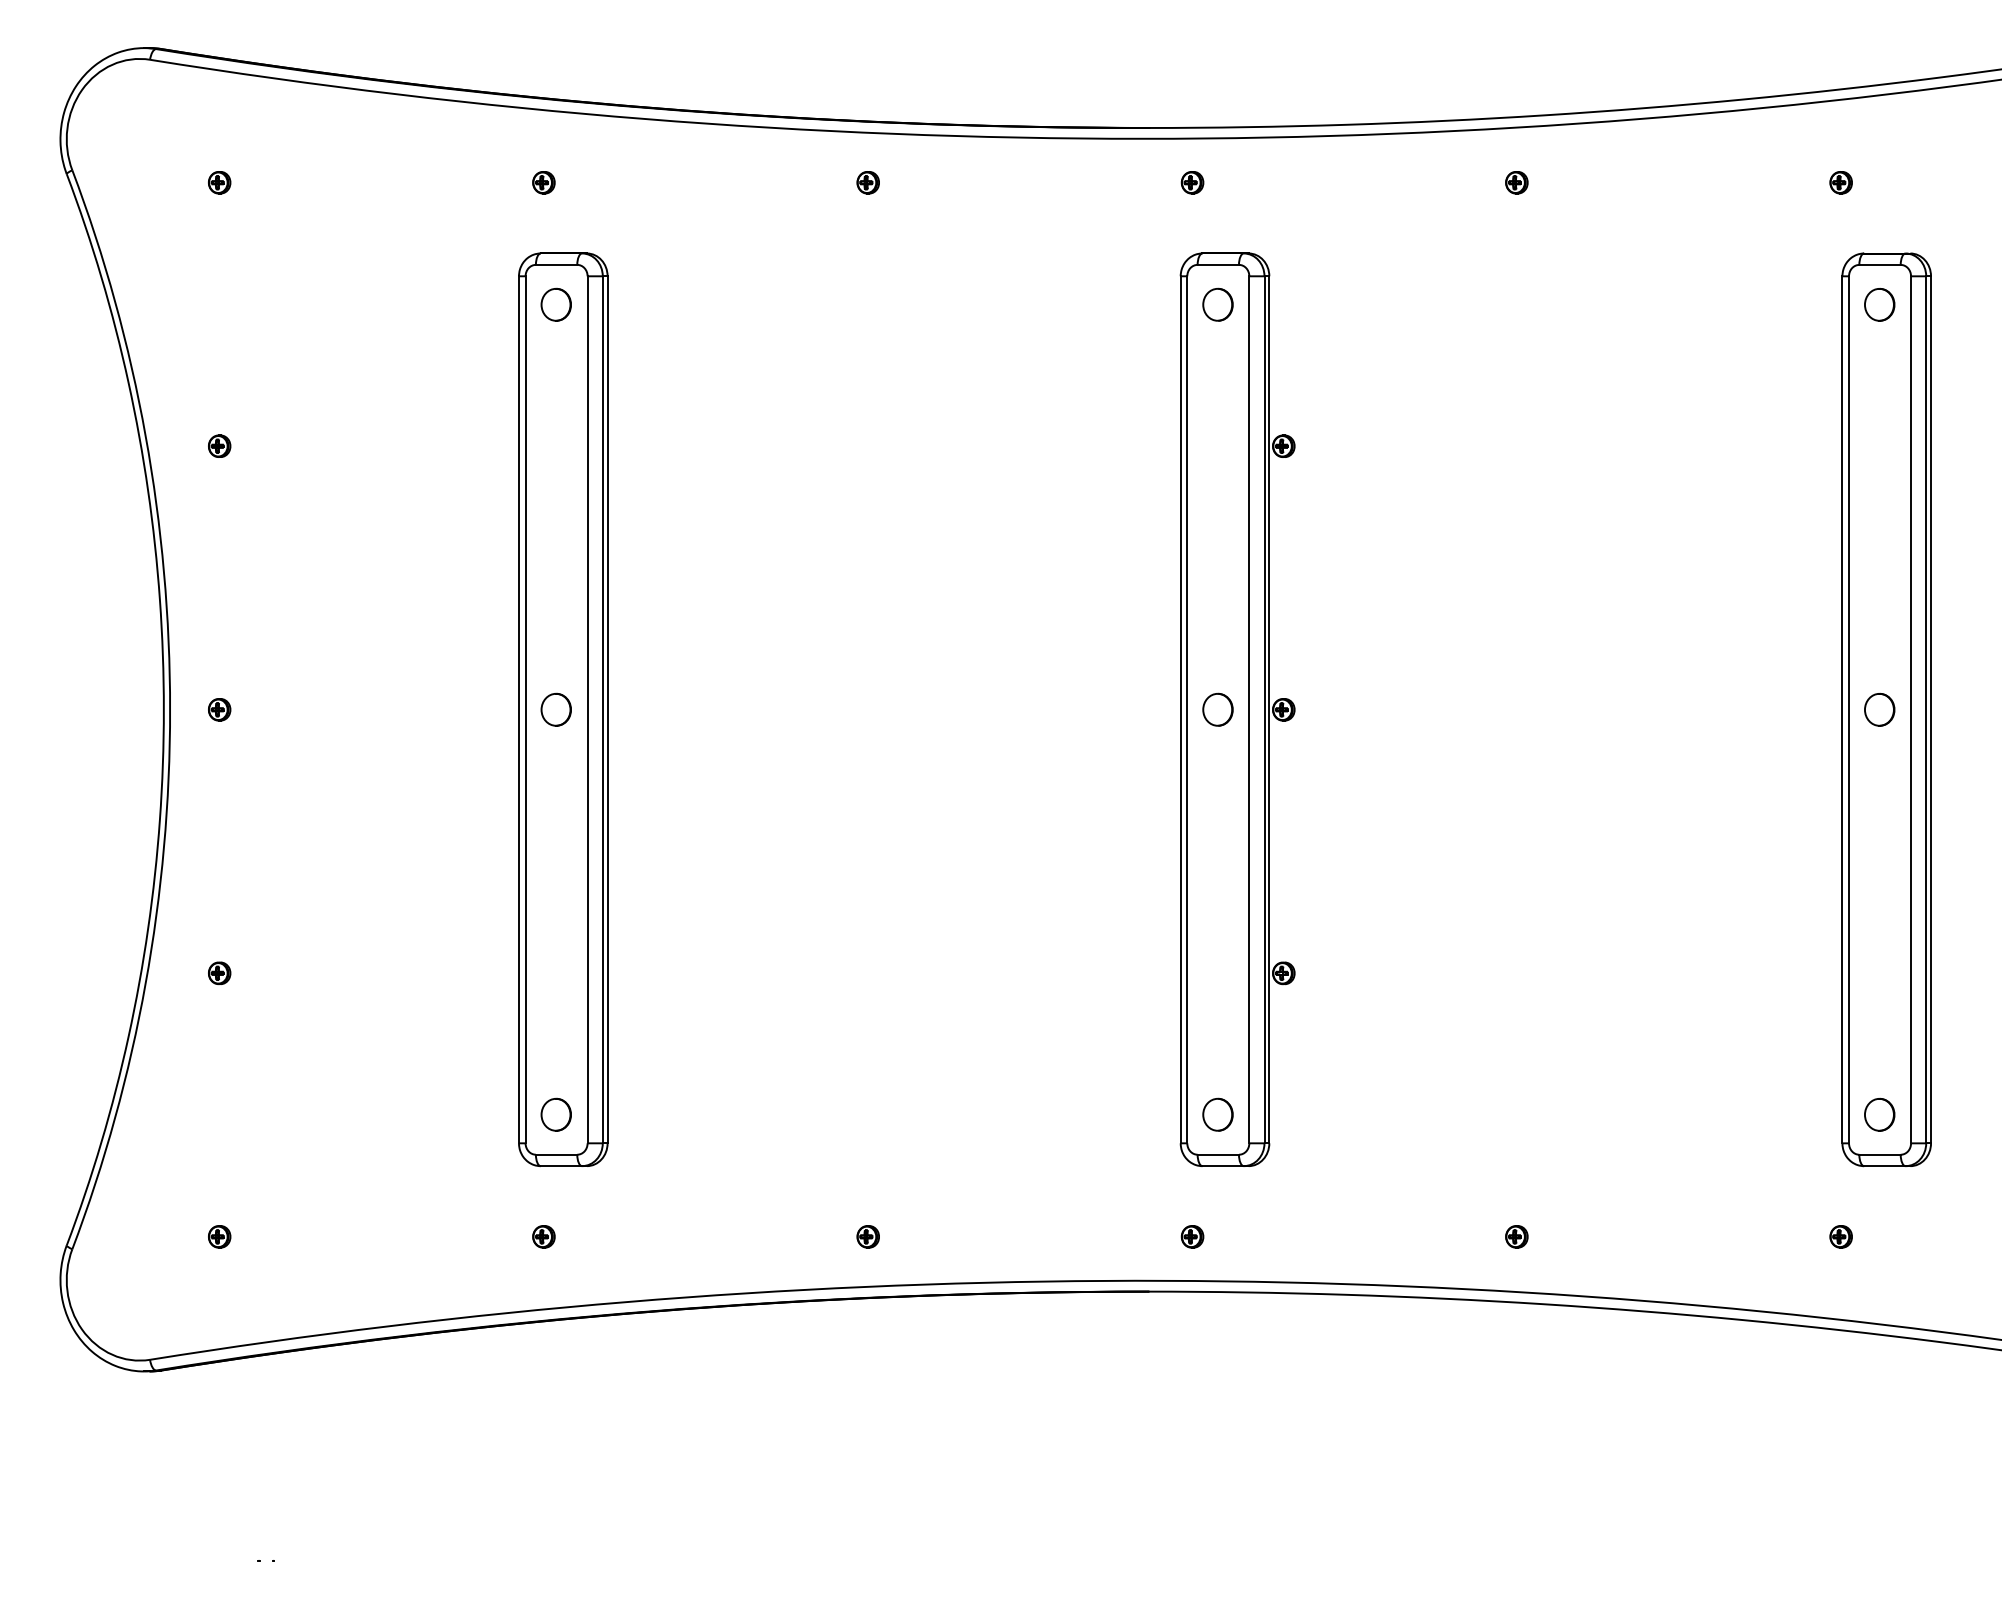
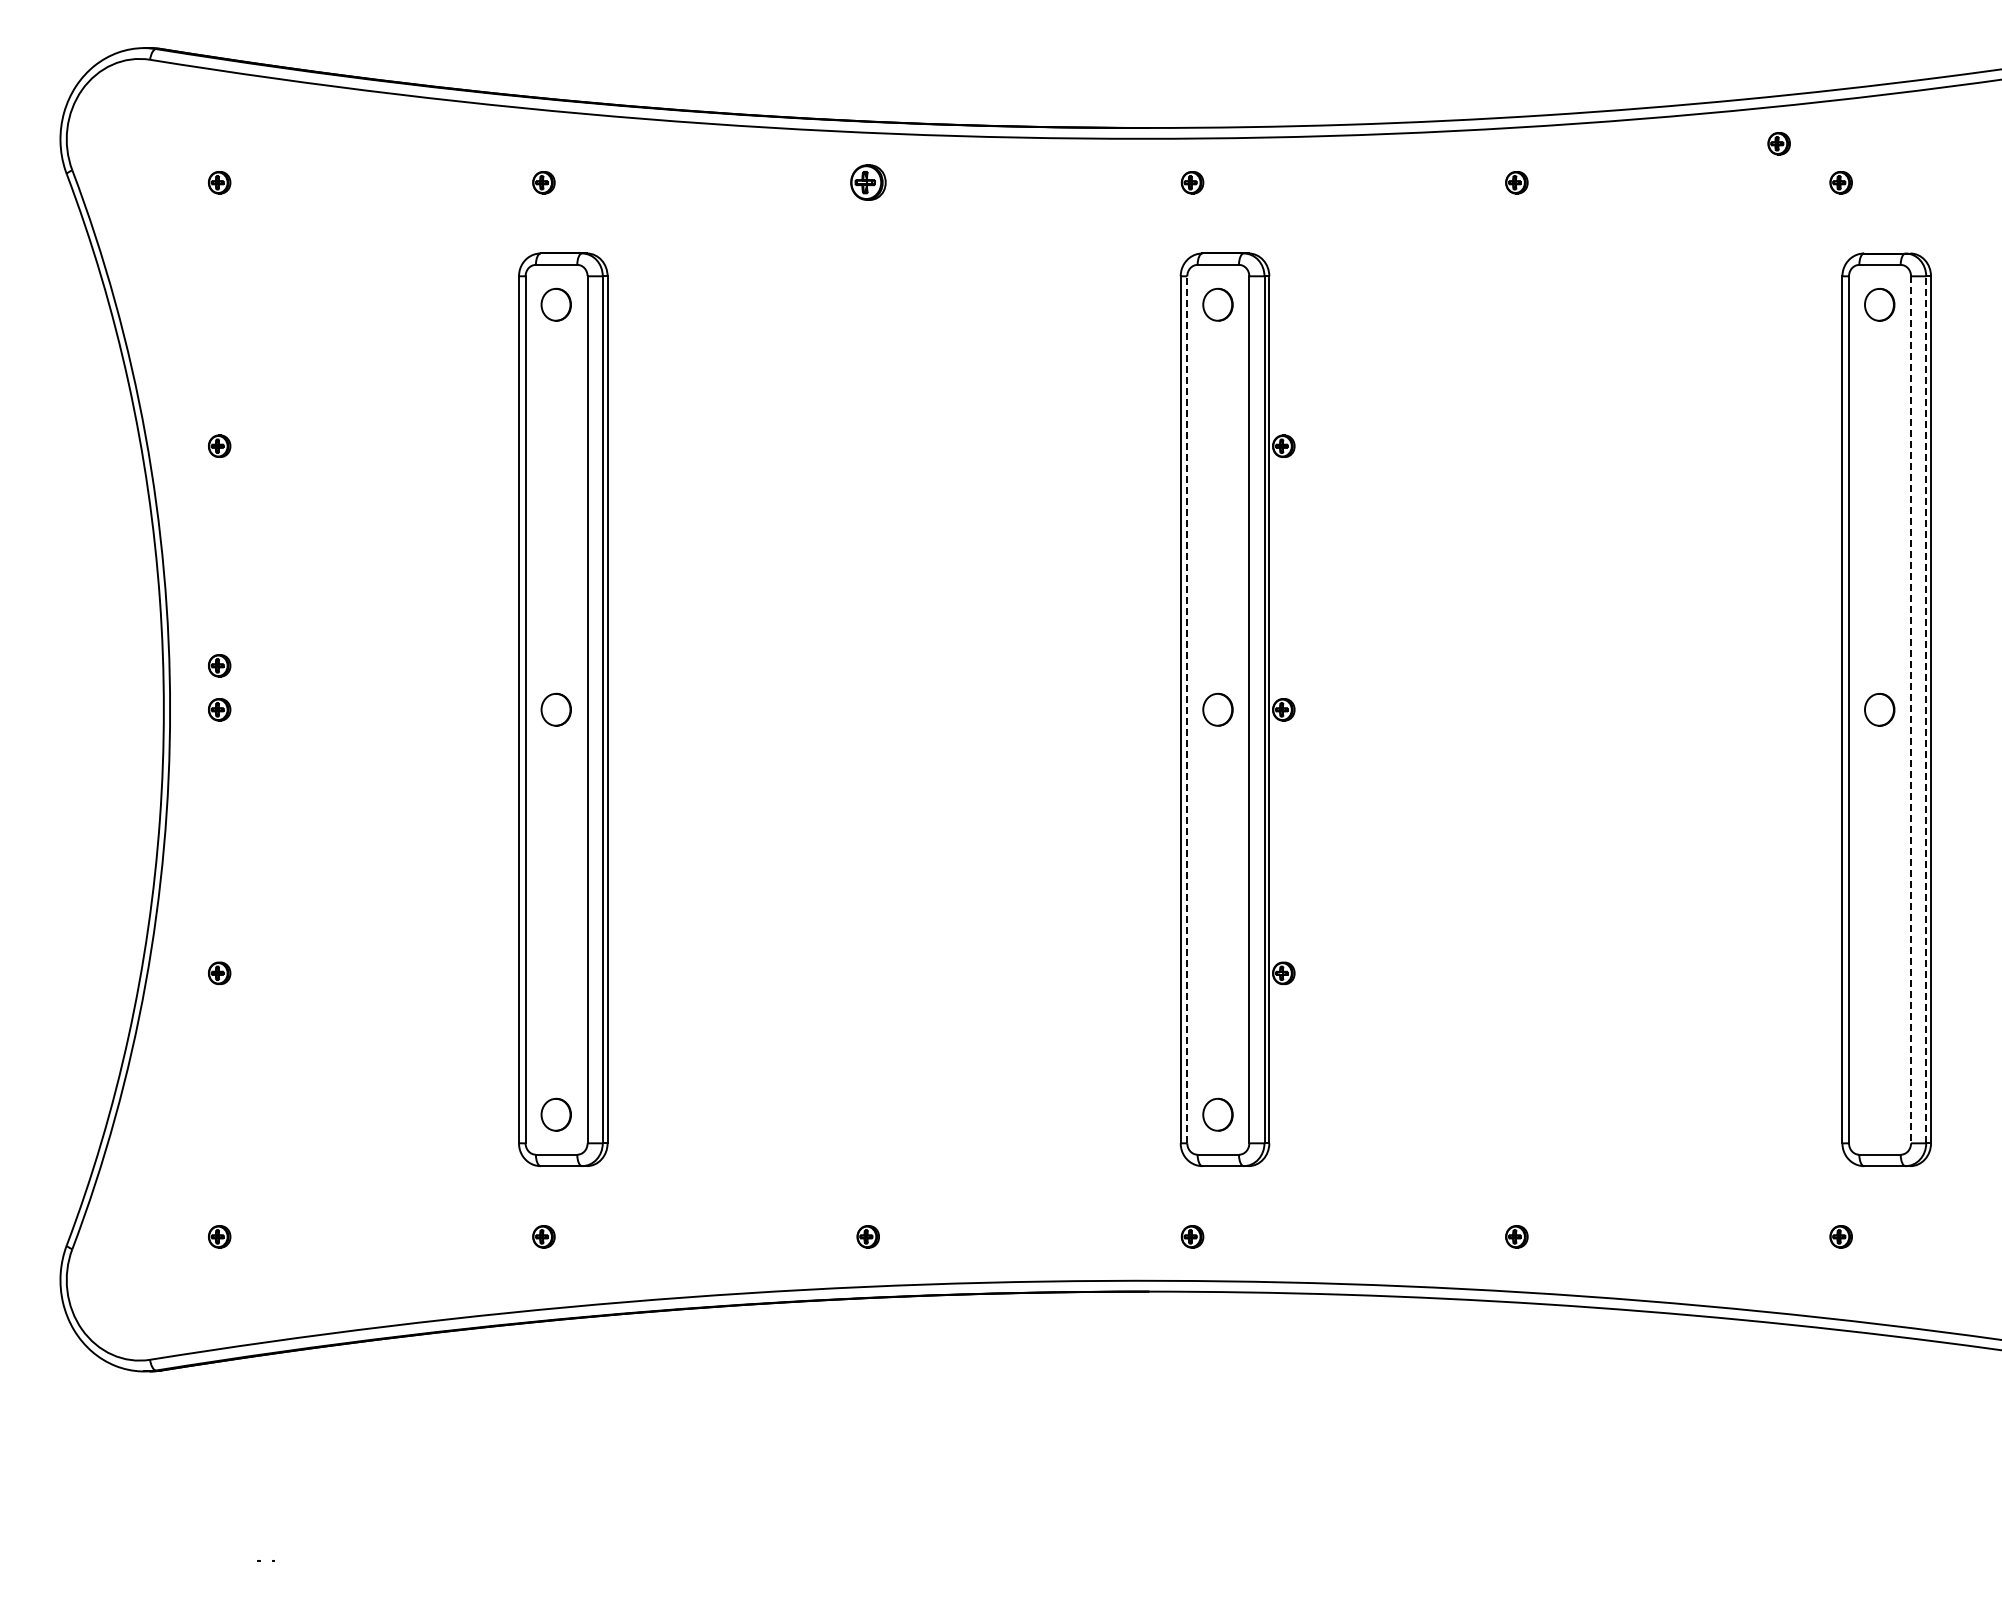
part: none -> present (1778, 143)
part size: 24x24 px -> 37x37 px (868, 182)
part: none -> present (219, 665)
line: solid -> dashed (1187, 709)
line: solid -> dashed (1911, 709)
line: solid -> dashed (1926, 709)
part: present -> none (1879, 1114)
